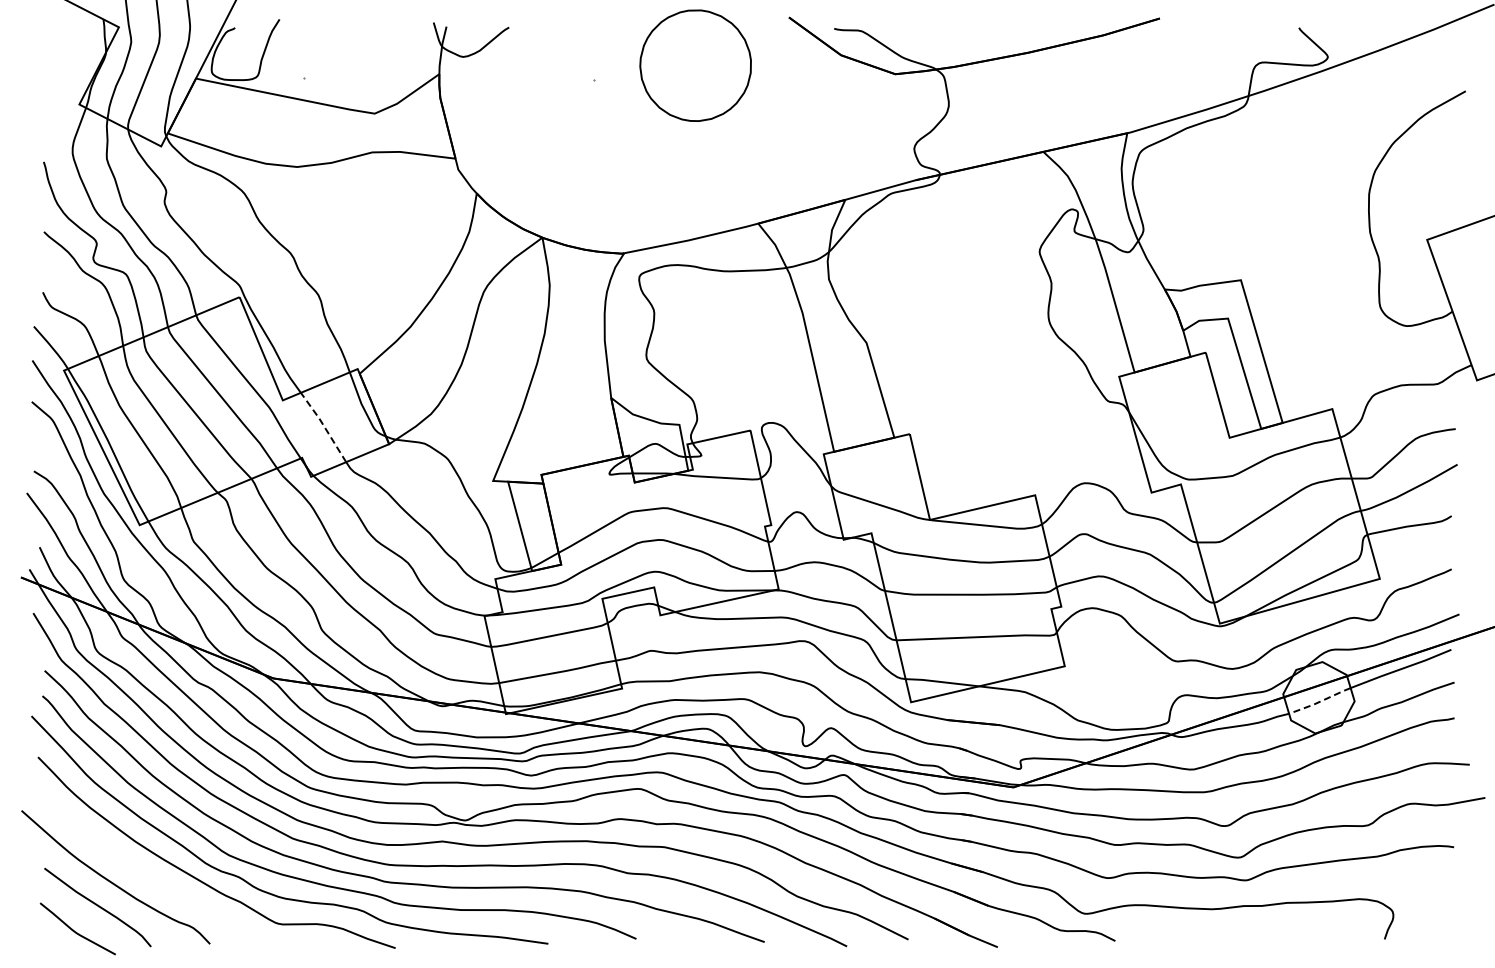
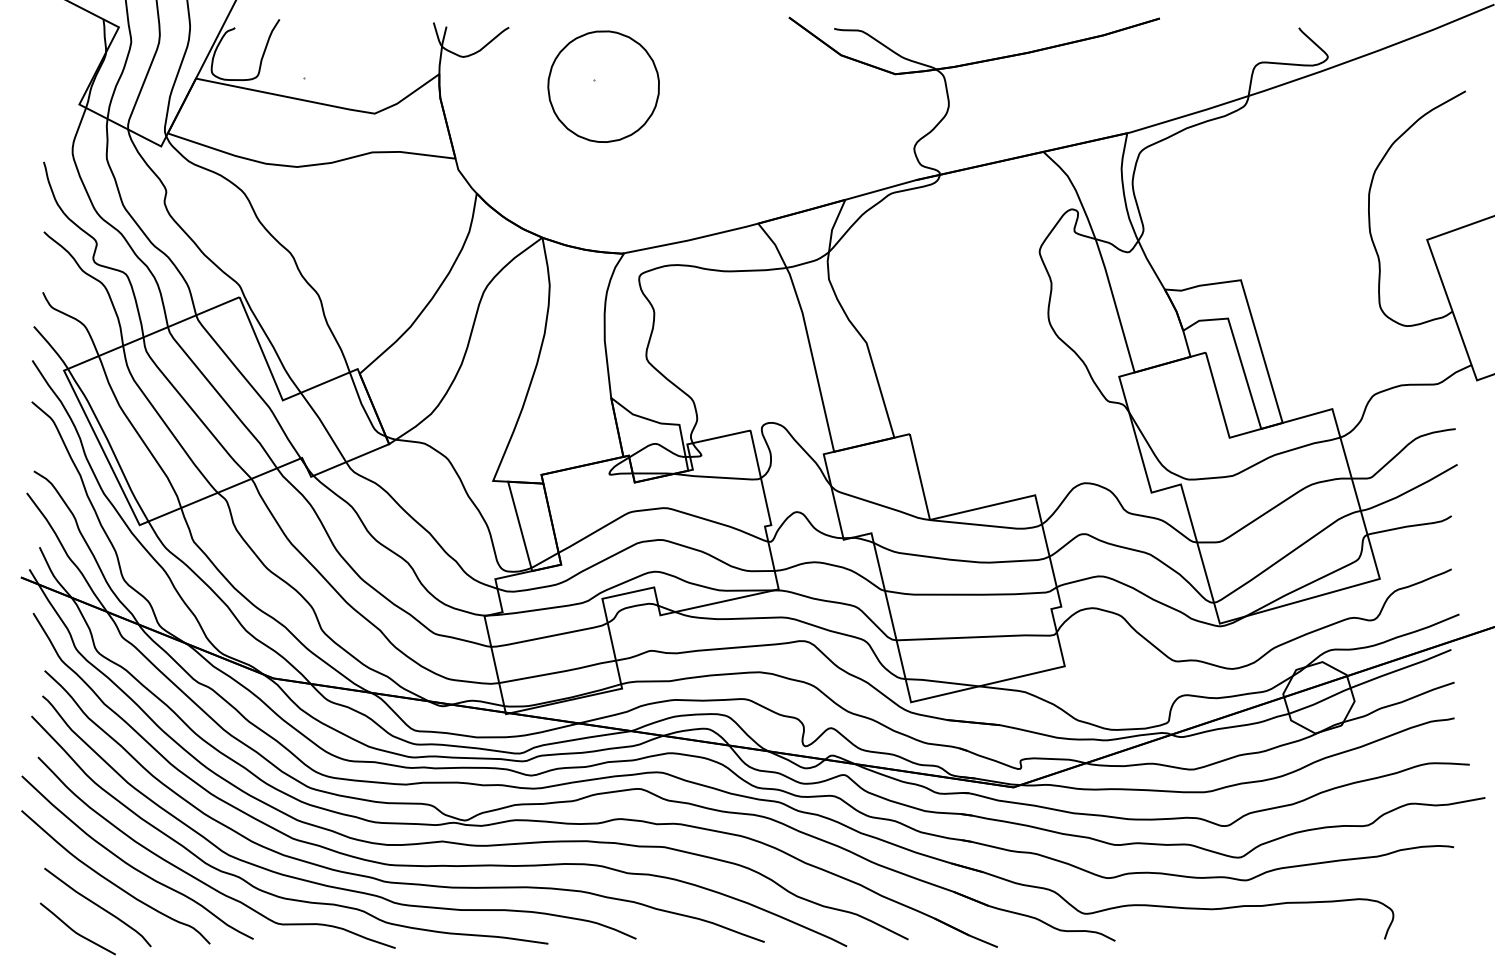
part position: (695, 65) -> (603, 86) (603, 86)
line: dashed -> solid (323, 426)
line: dashed -> solid (1319, 701)
curve: none -> present (133, 866)
